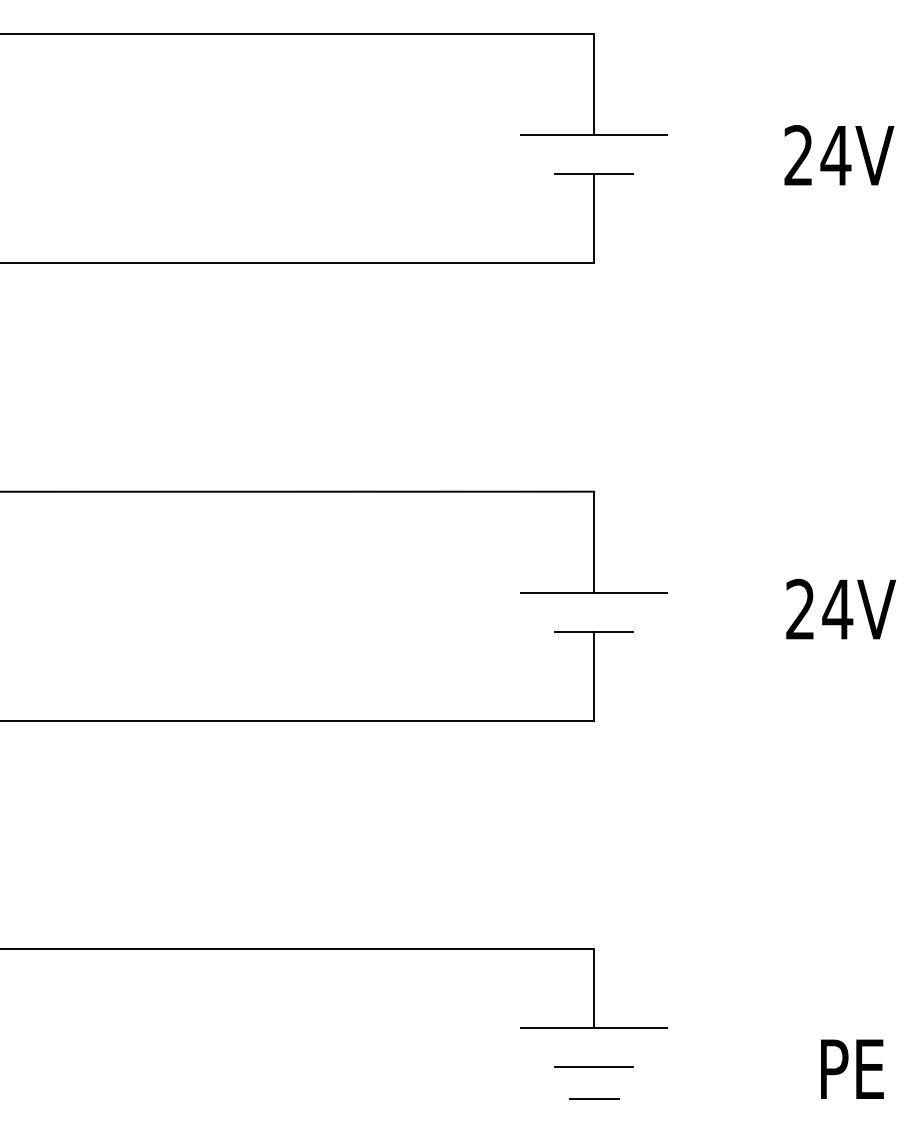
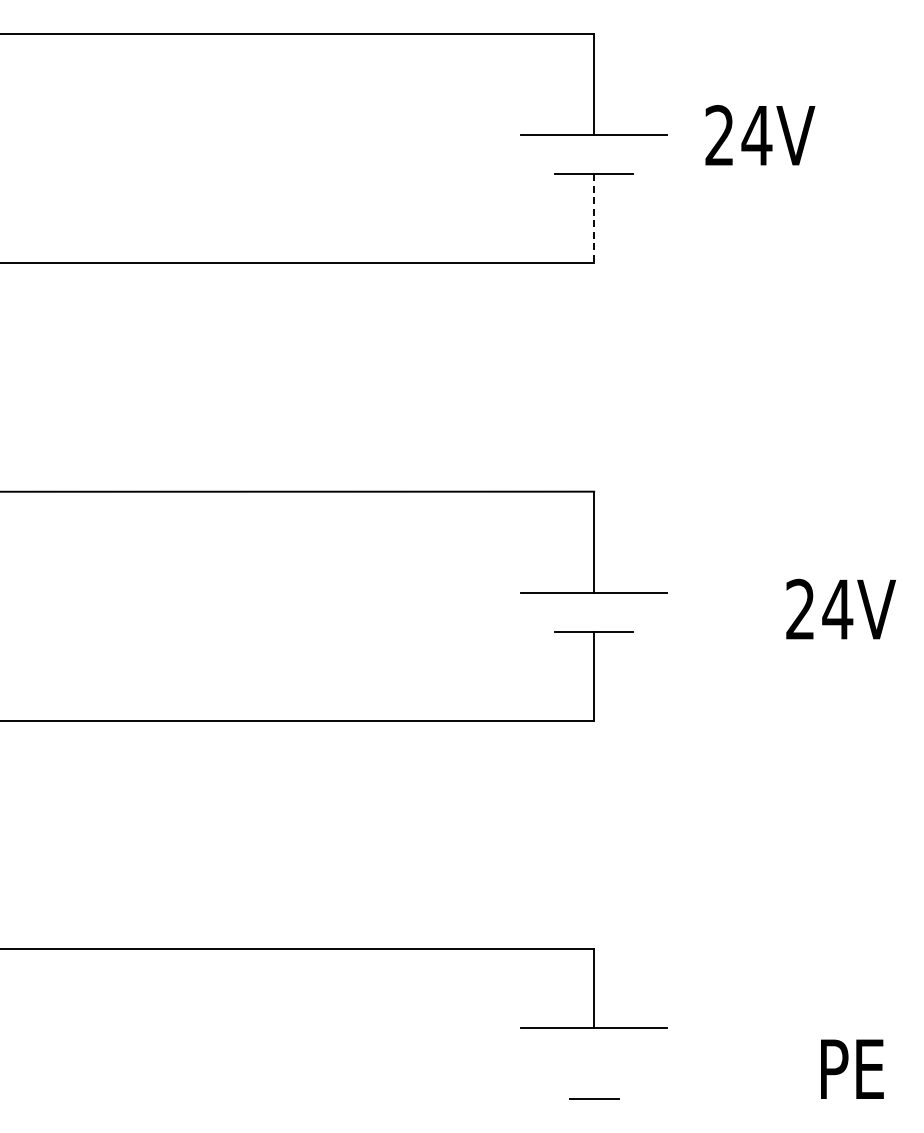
text position: (839, 155) -> (760, 135) (760, 135)
line: solid -> dashed (594, 218)
line: present -> none (594, 1066)
